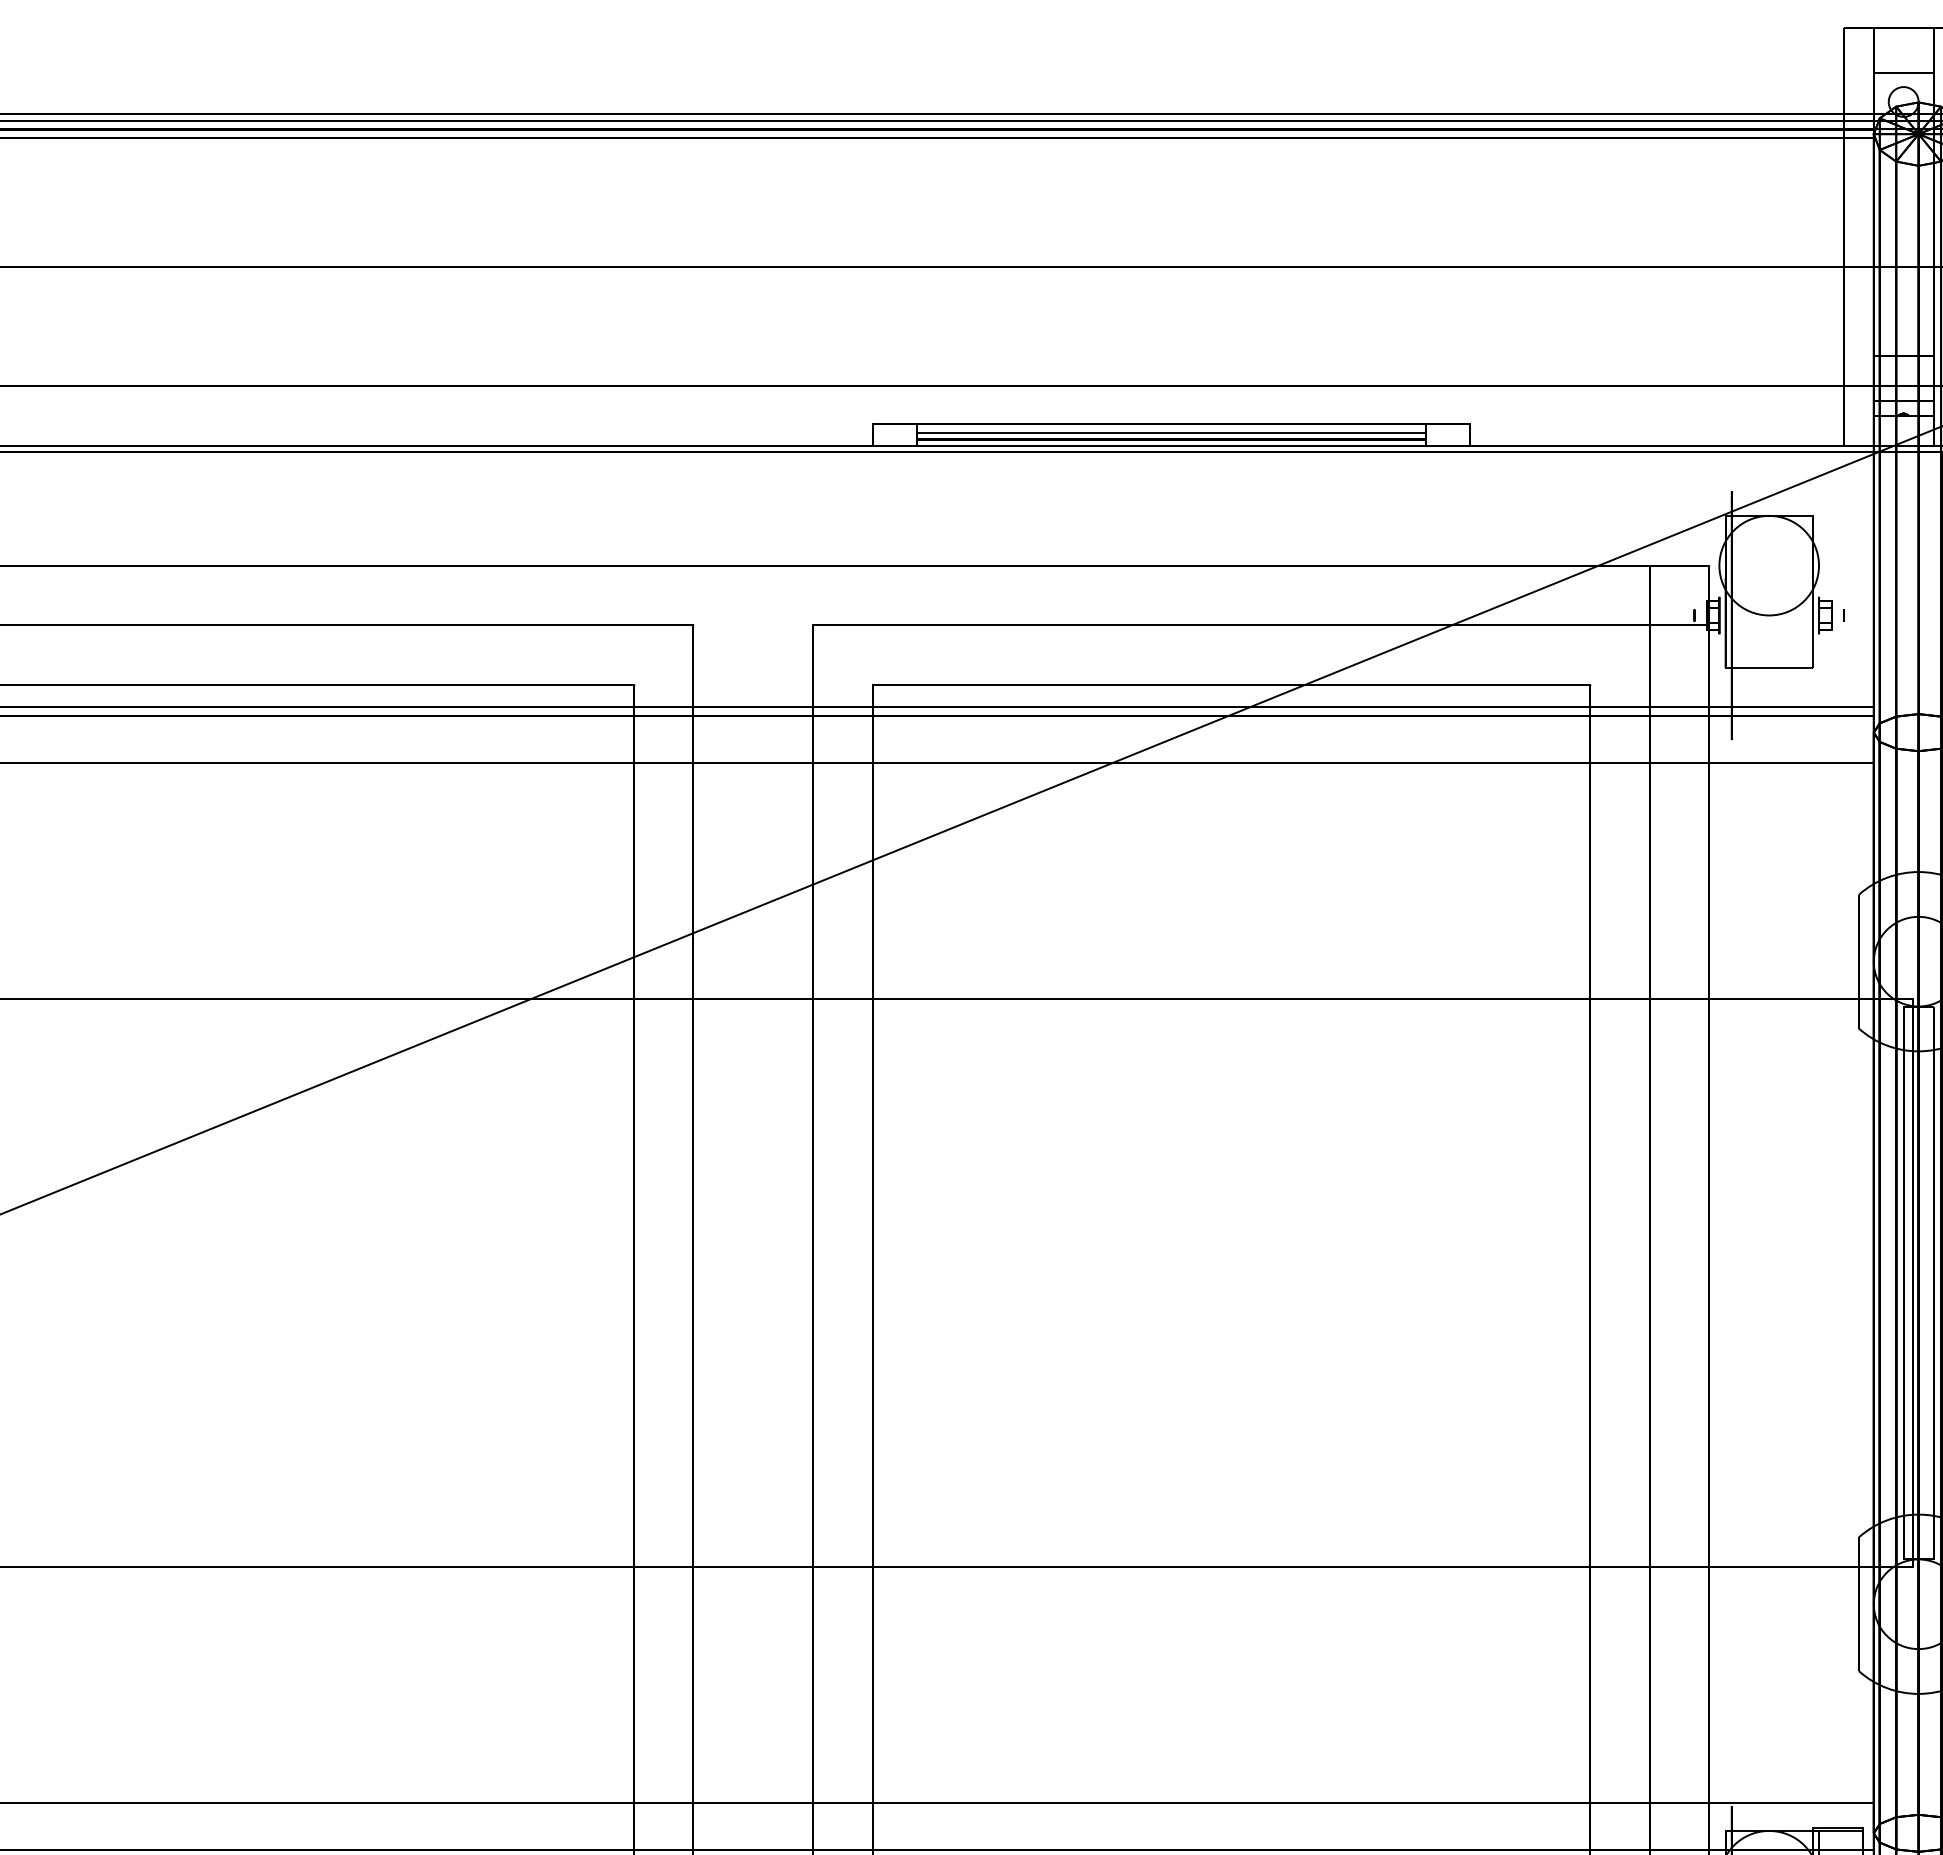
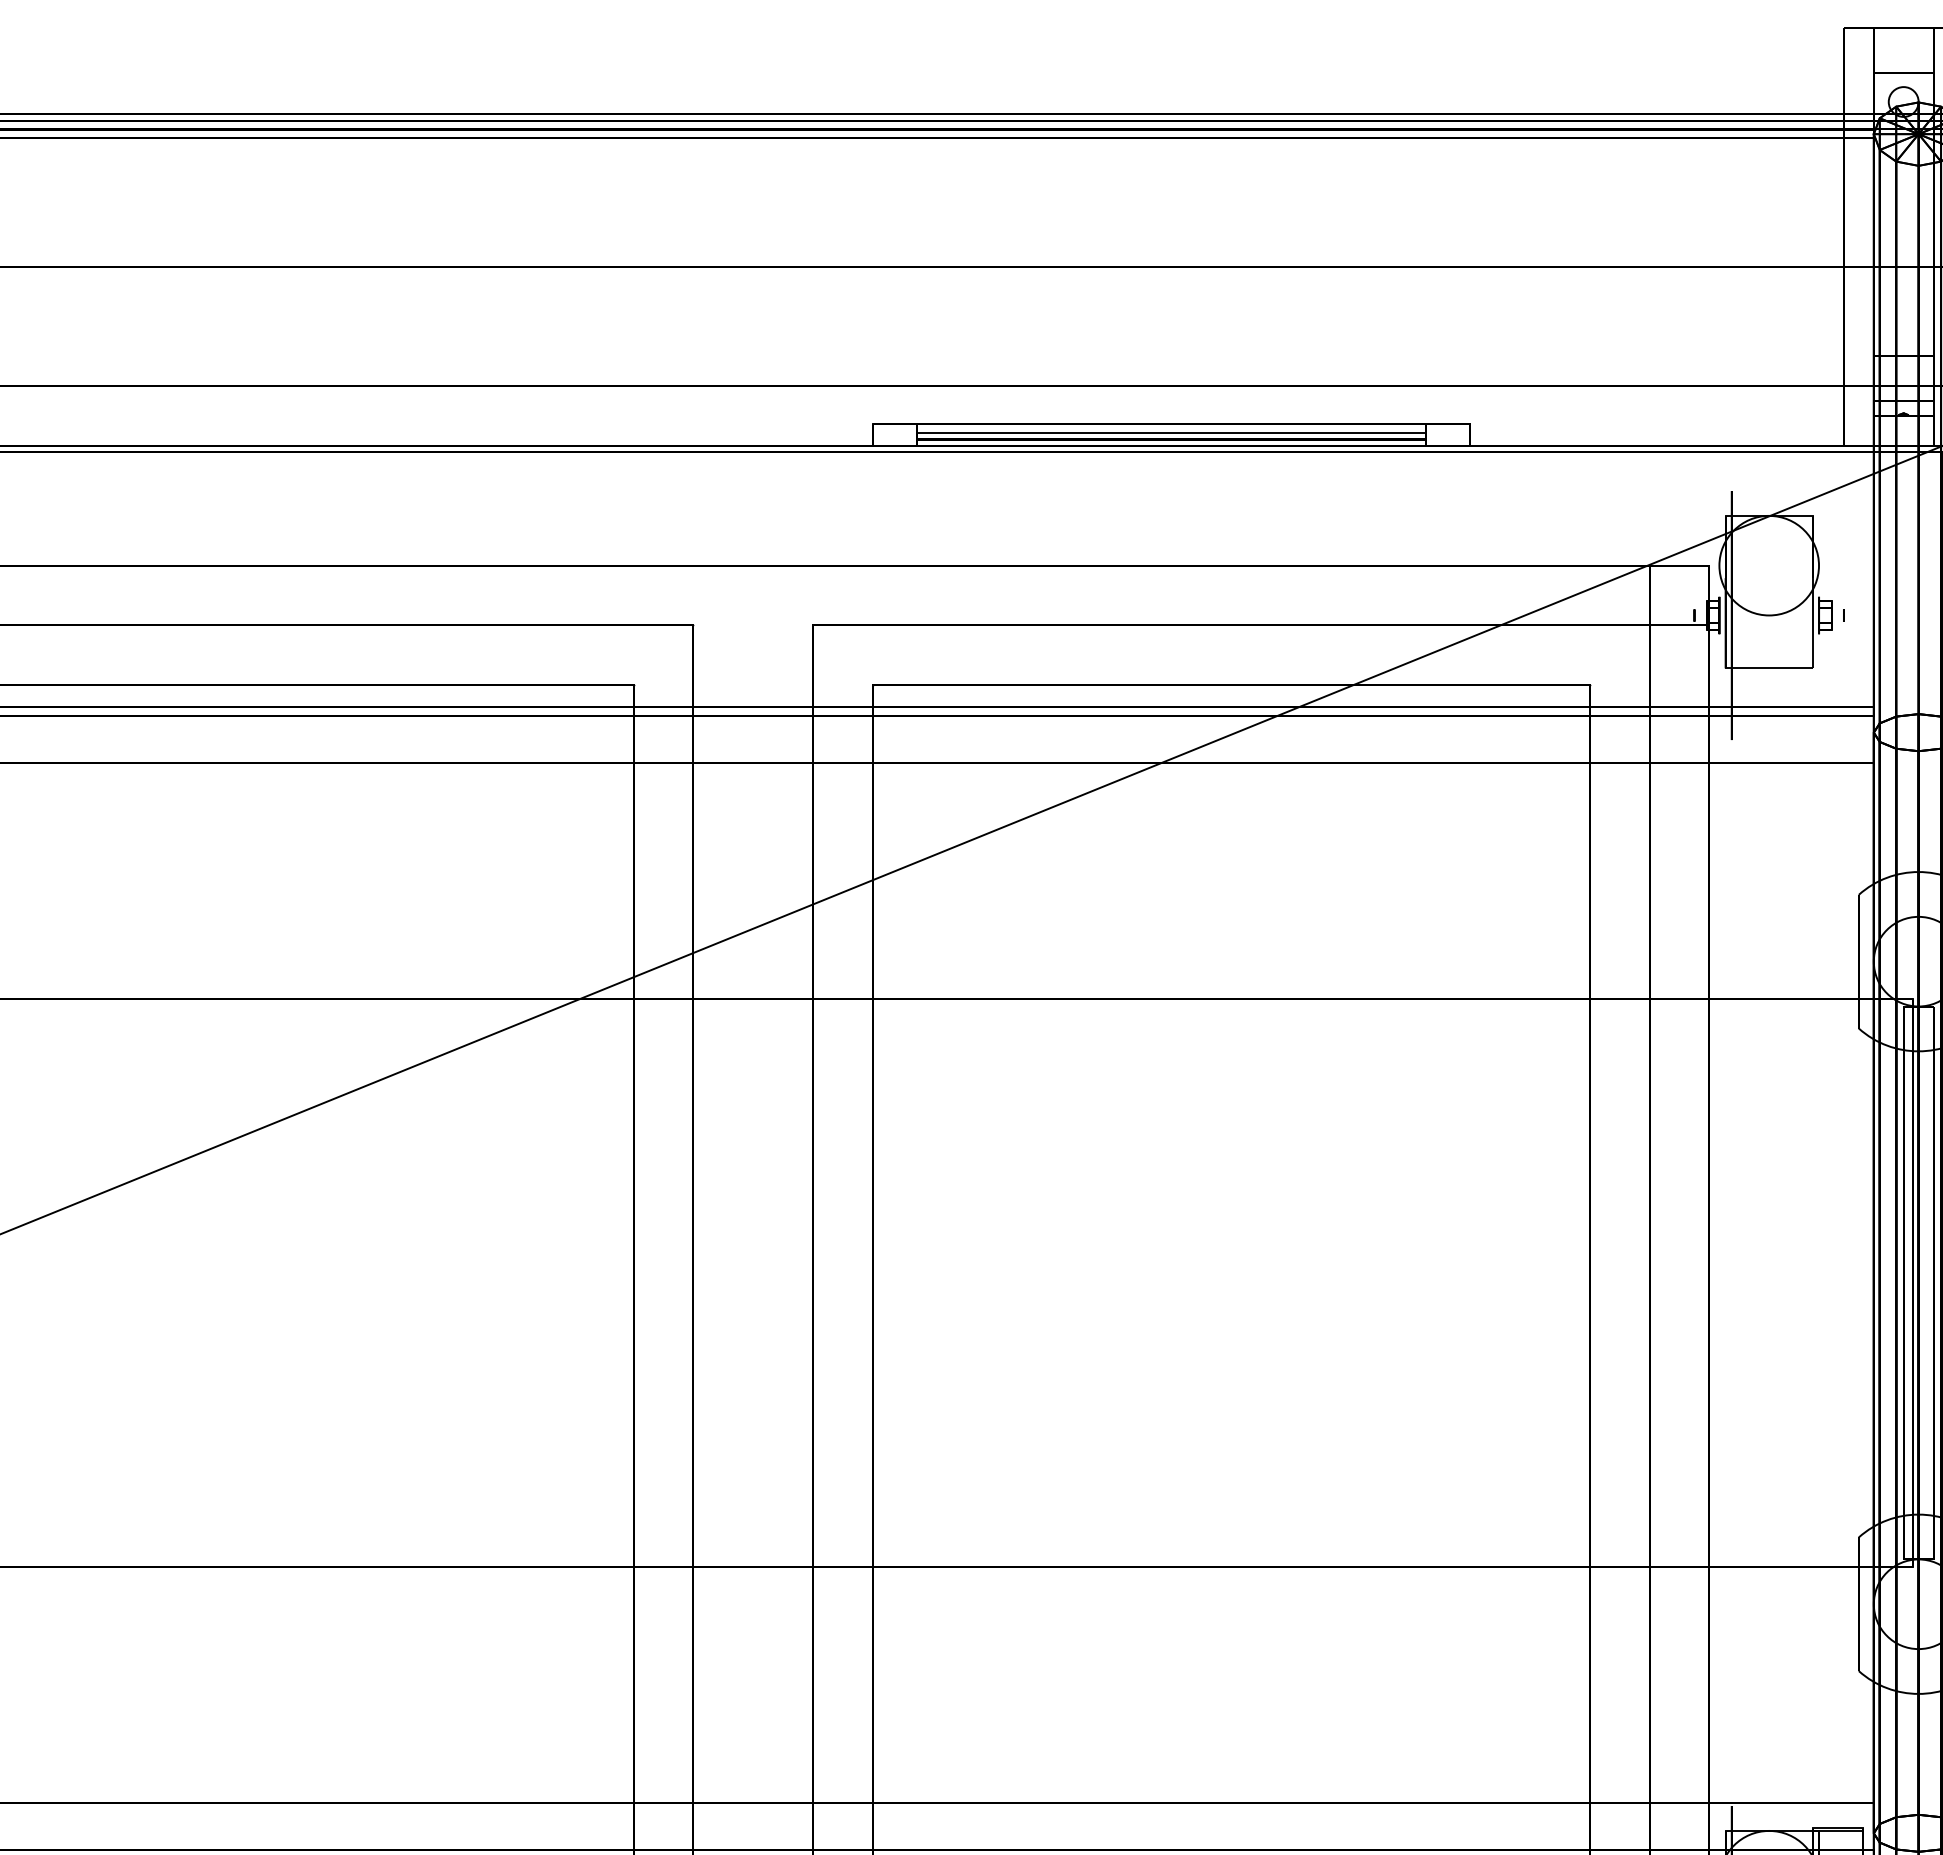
line position: (970, 820) -> (970, 840) (970, 840)
